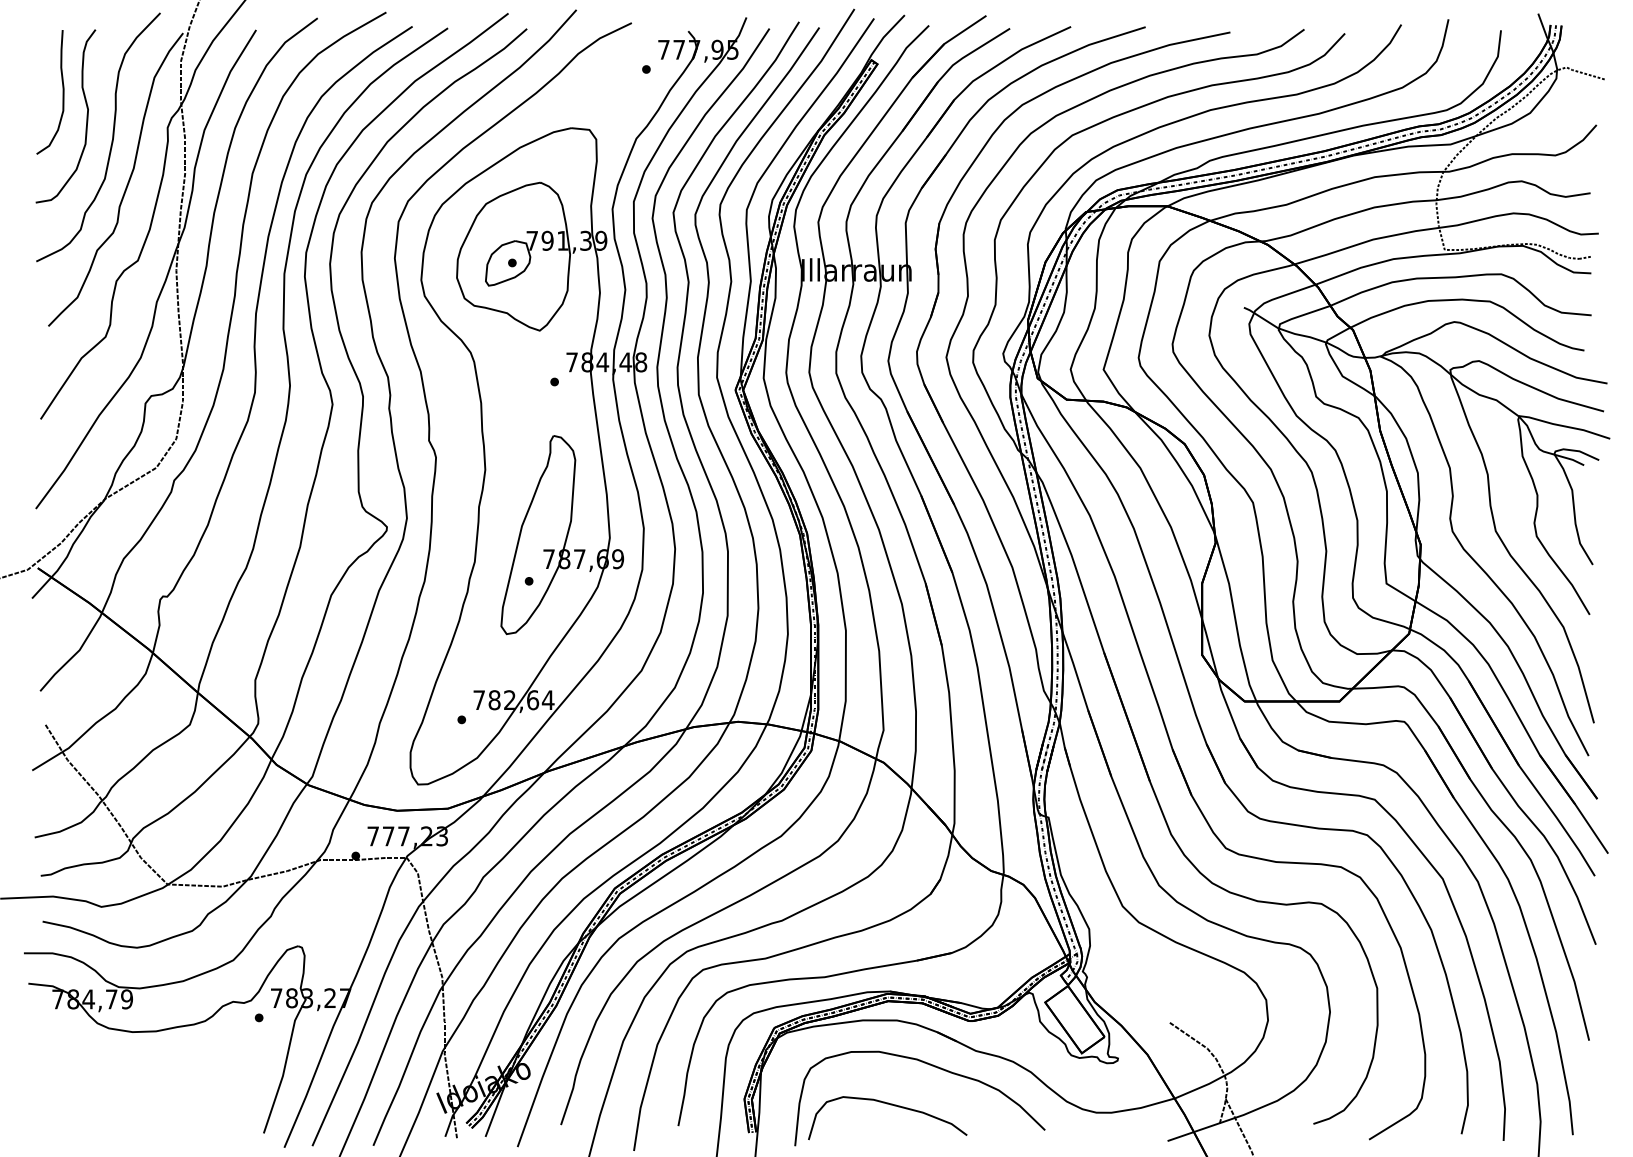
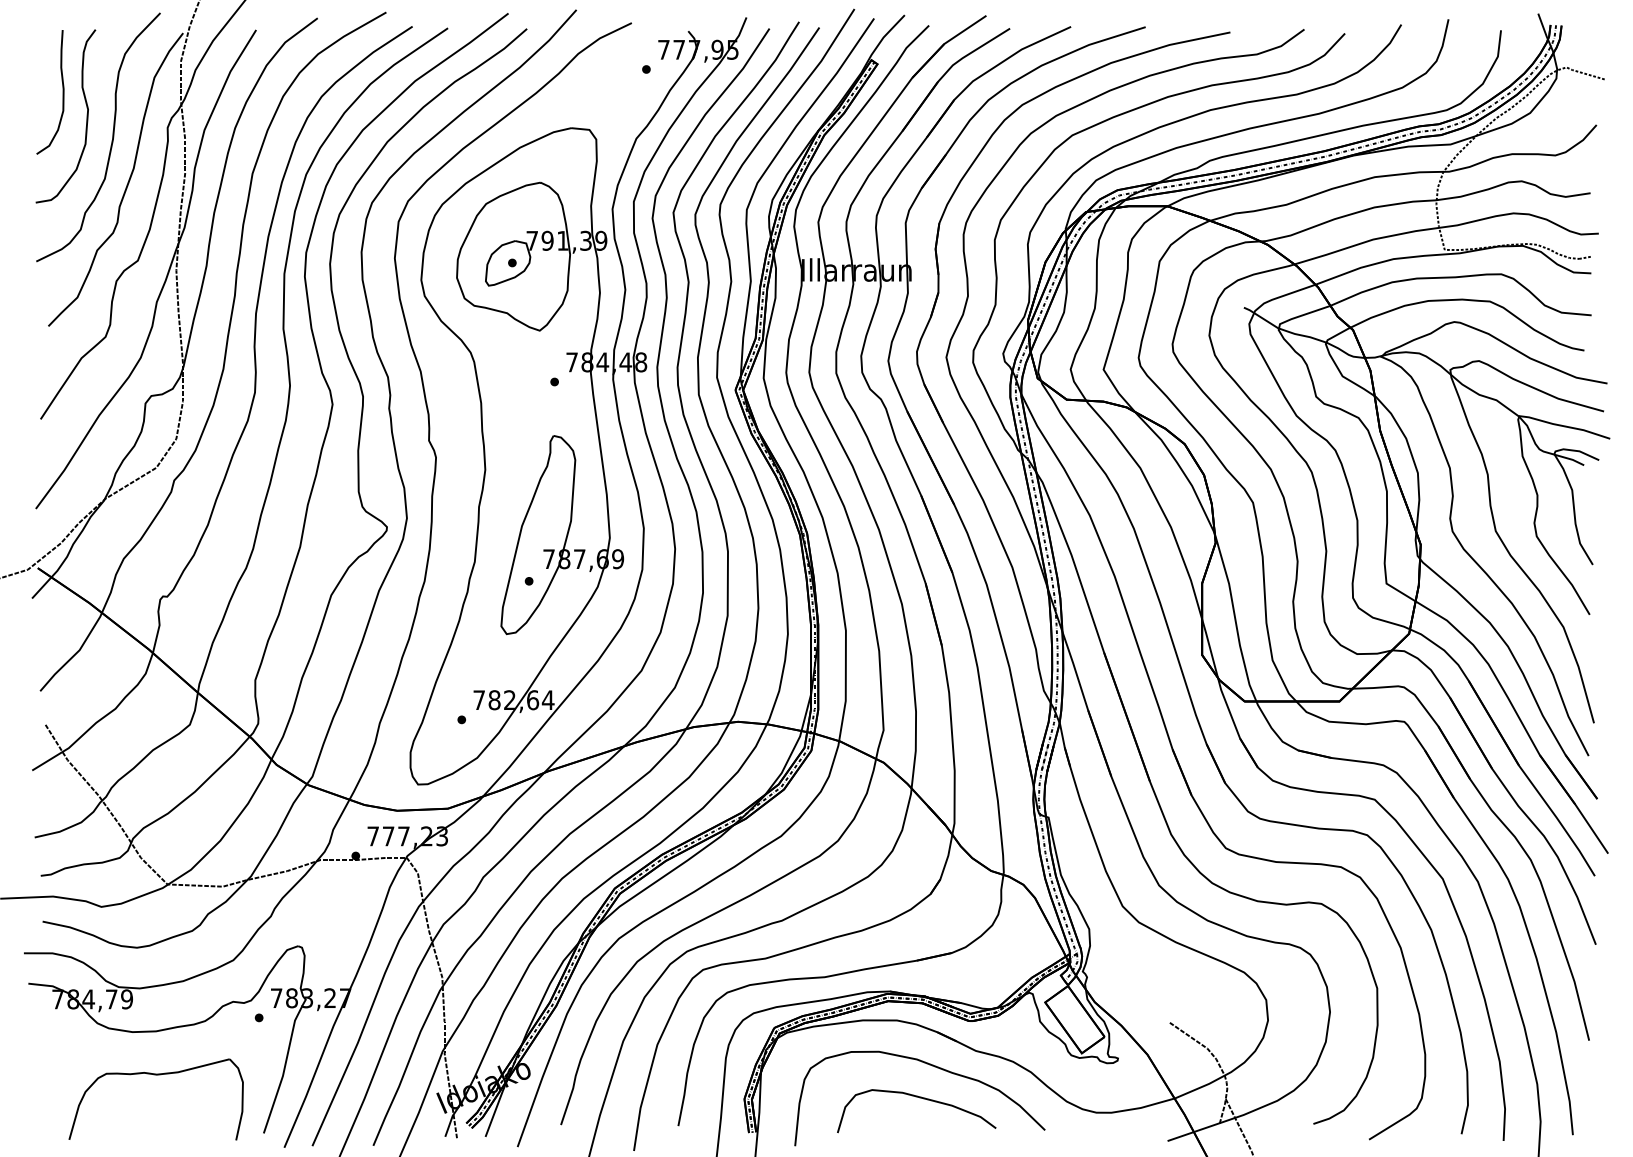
part: none -> present (155, 1075)
curve position: (890, 1105) -> (919, 1098) (919, 1098)
